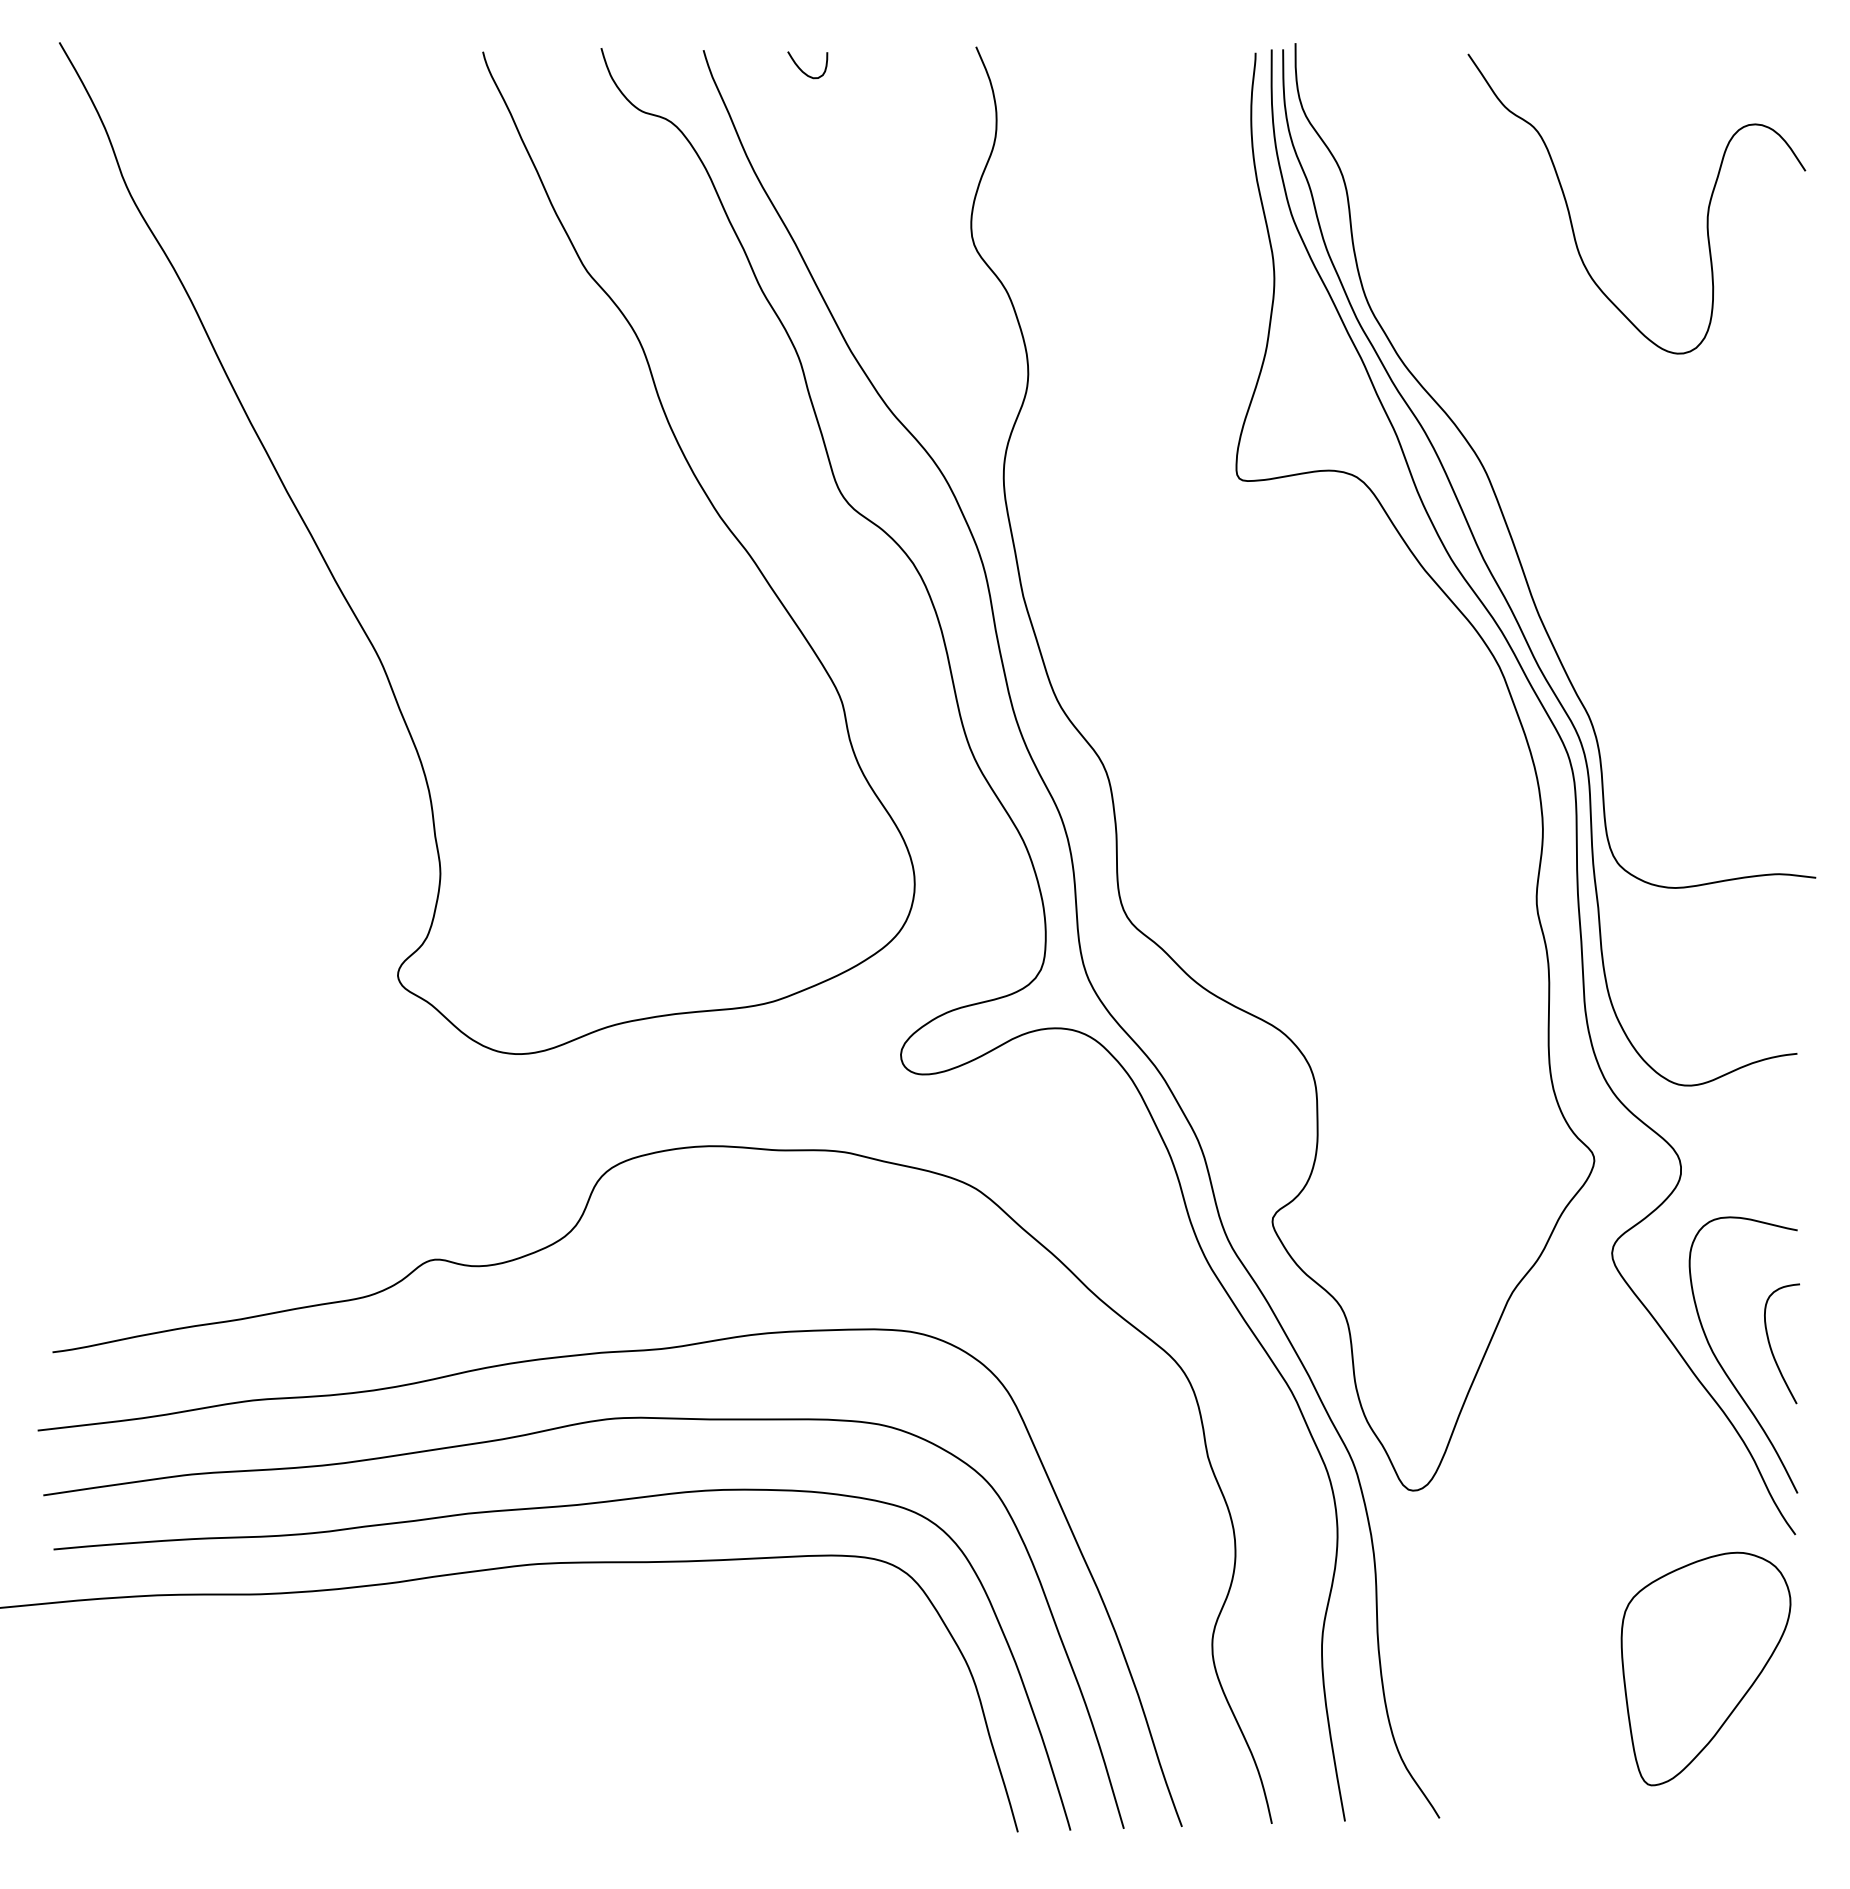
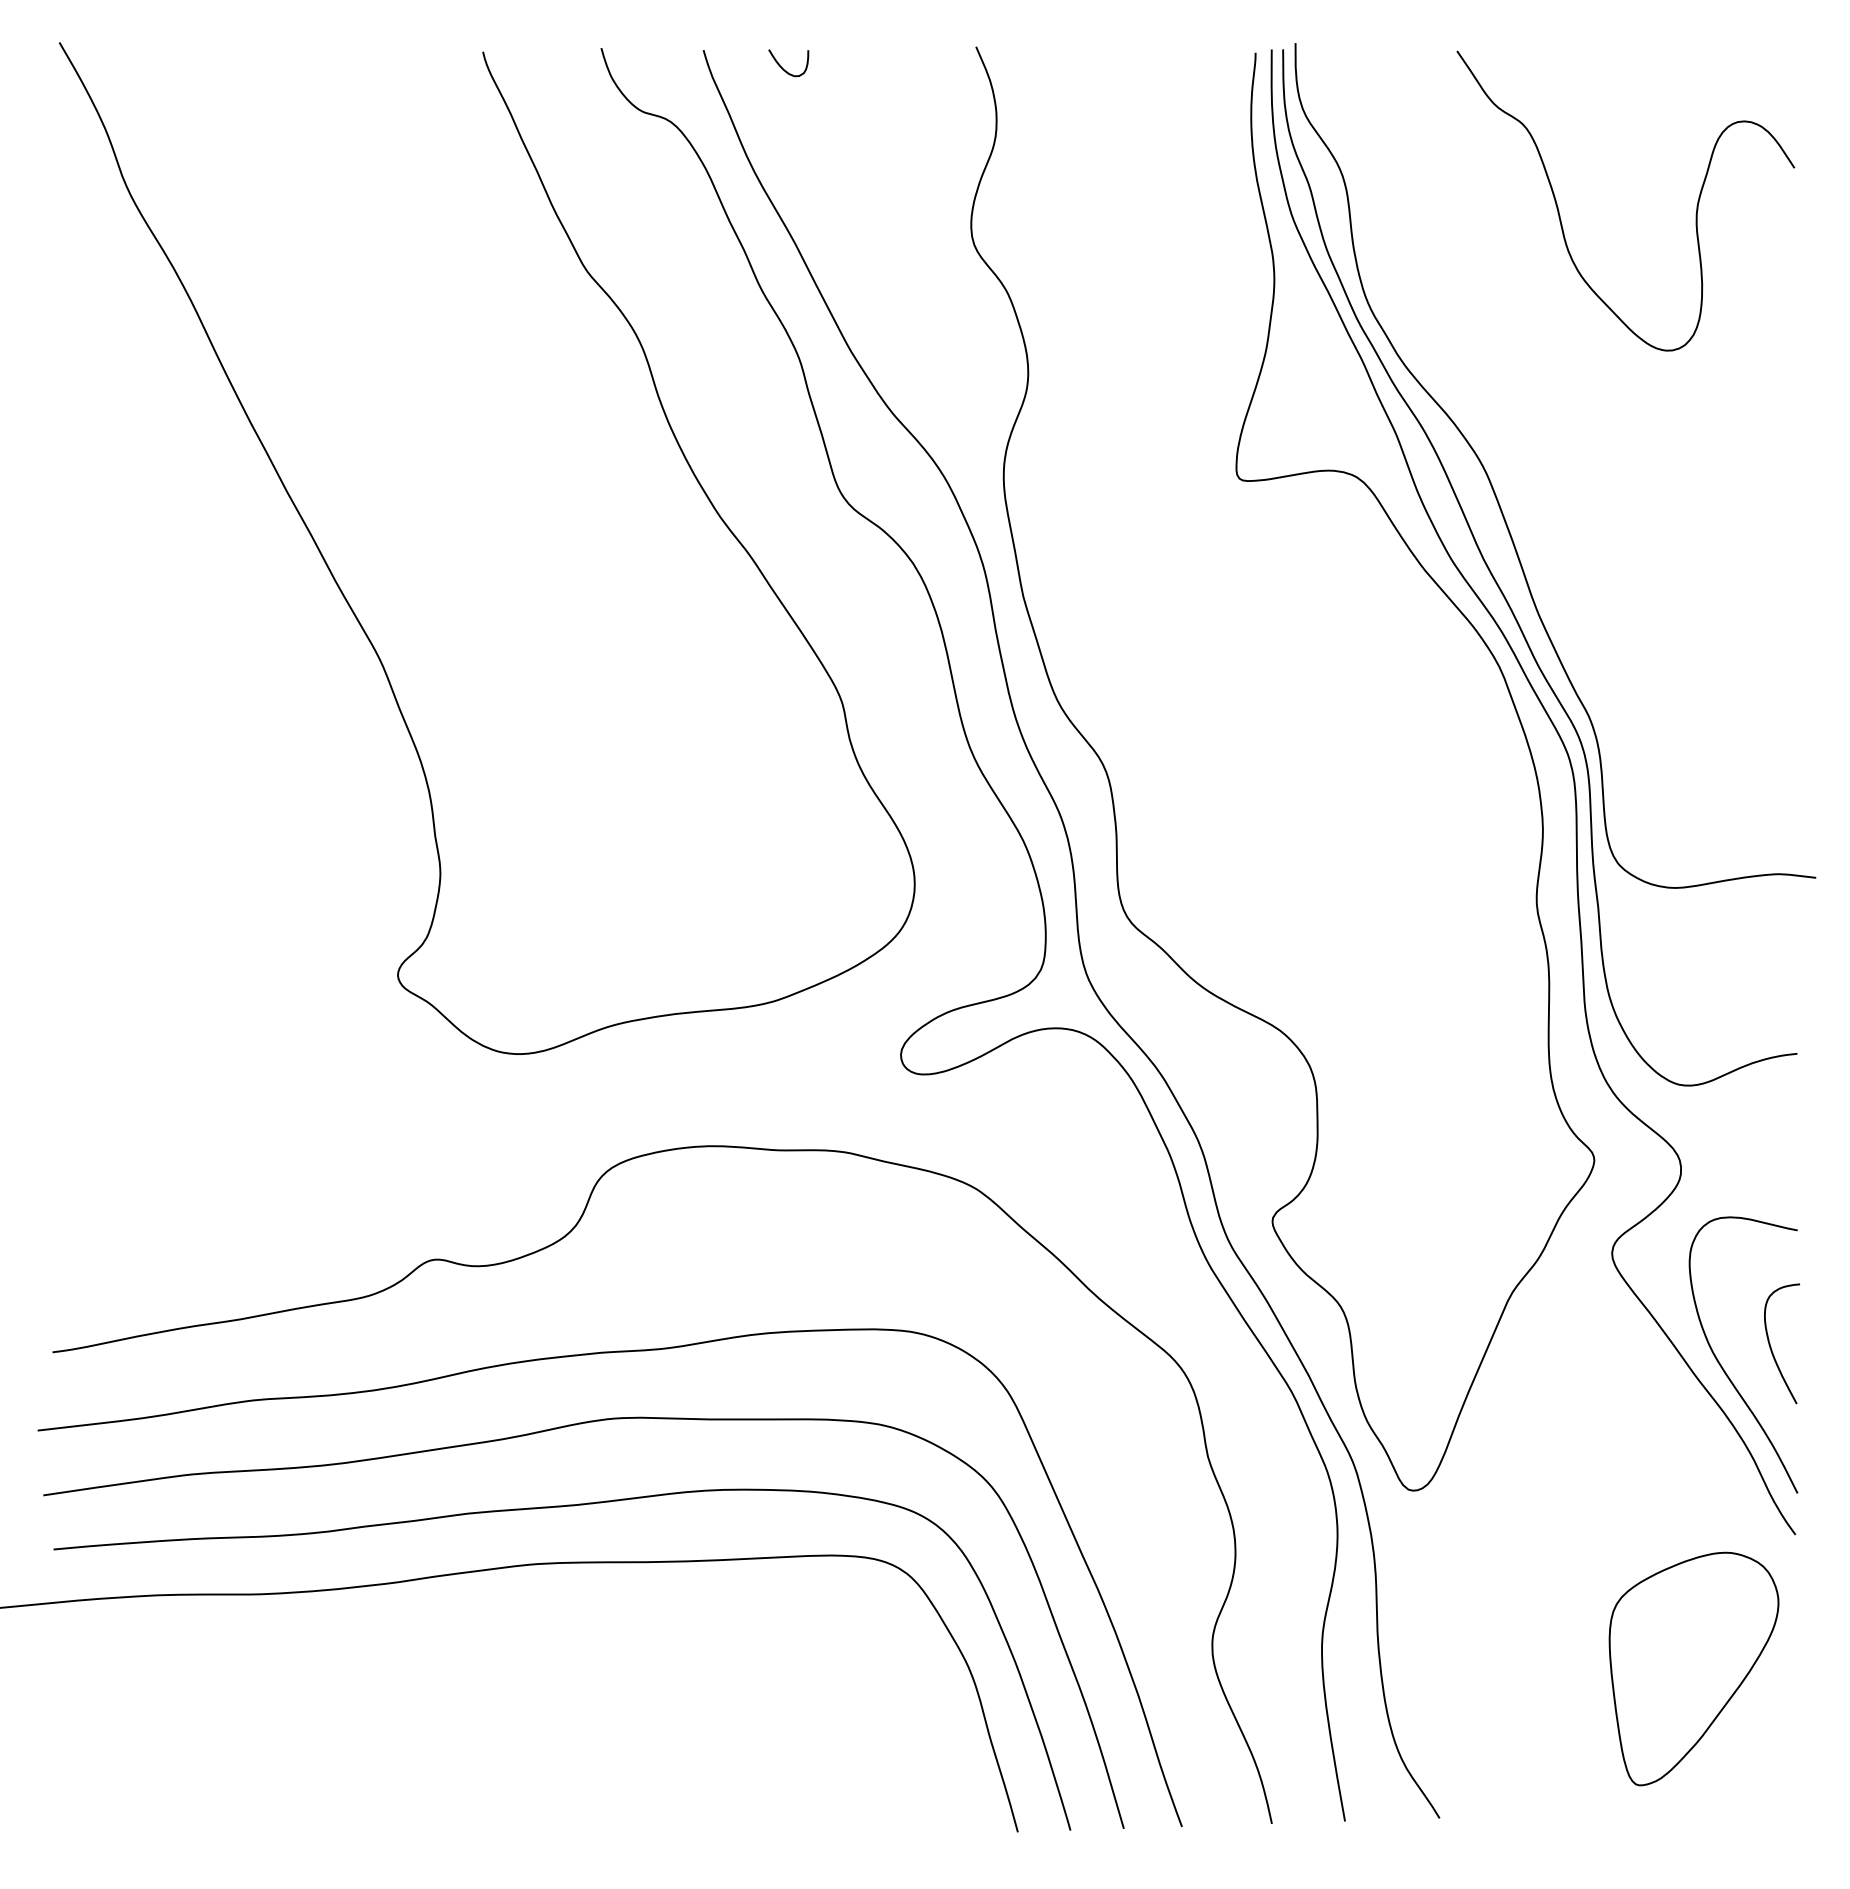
curve position: (802, 70) -> (783, 68) (783, 68)
curve position: (1571, 218) -> (1560, 215) (1560, 215)
part position: (1705, 1668) -> (1693, 1668) (1693, 1668)
